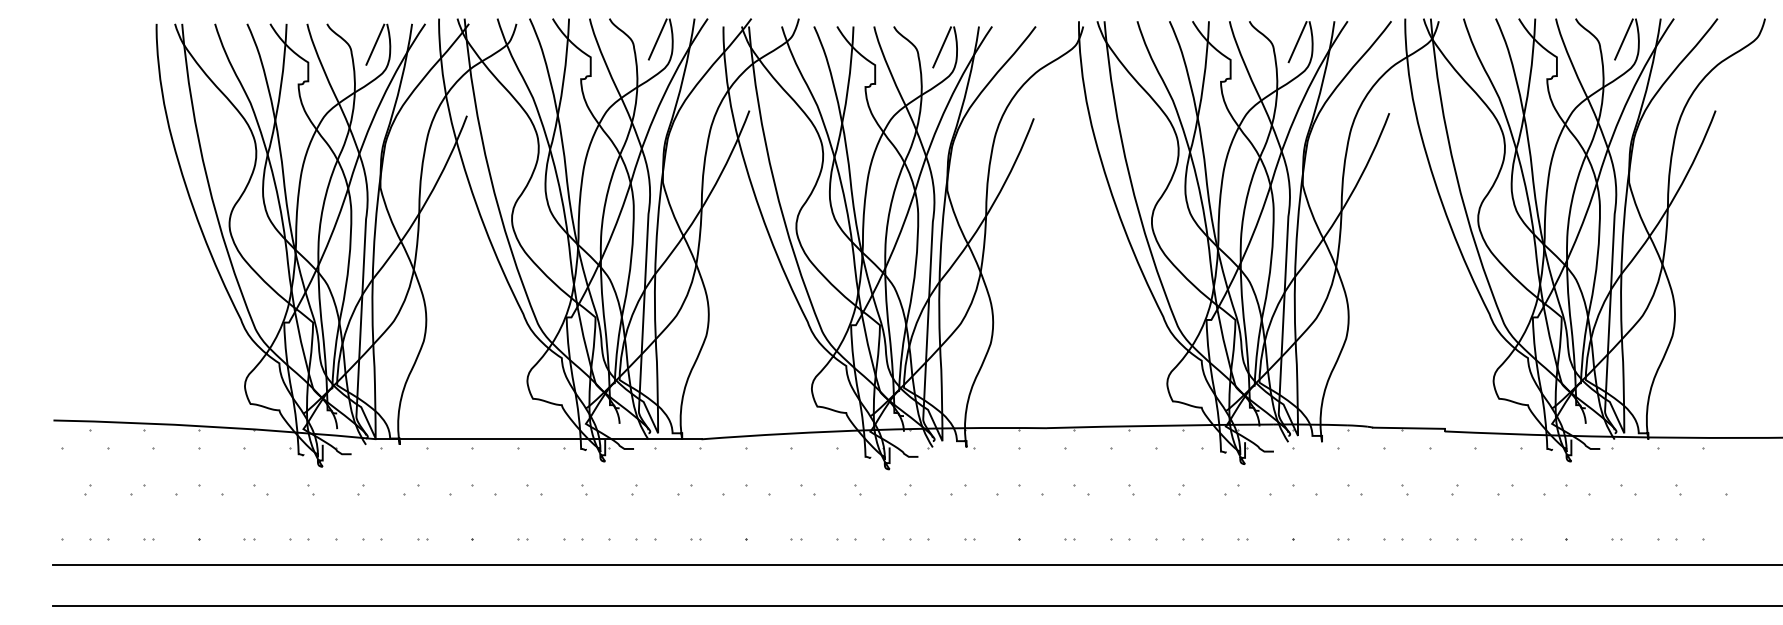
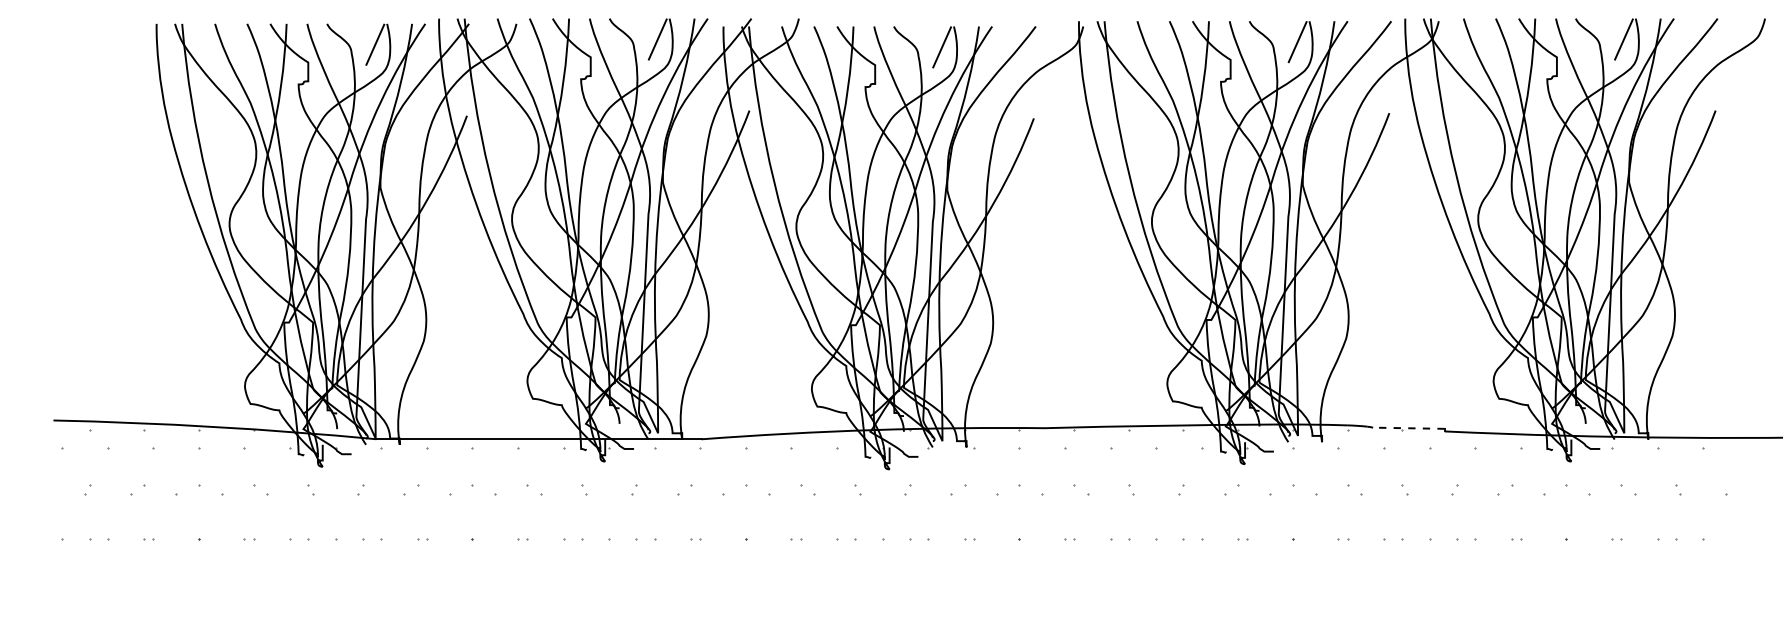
line: solid -> dashed (1408, 428)
line: present -> none (916, 564)
line: present -> none (916, 606)
